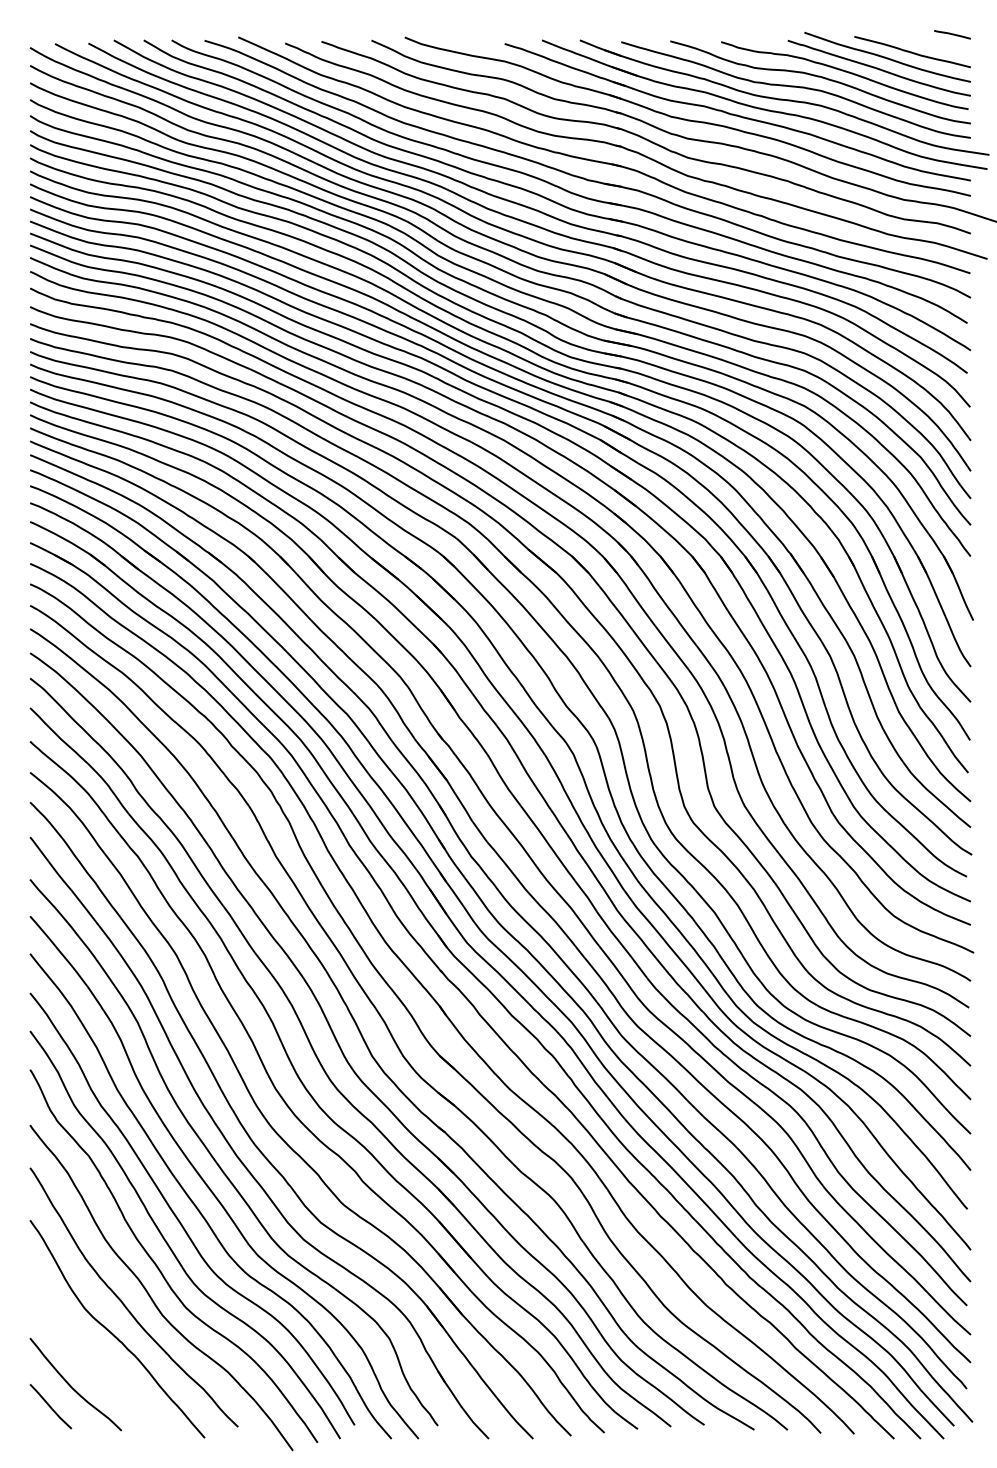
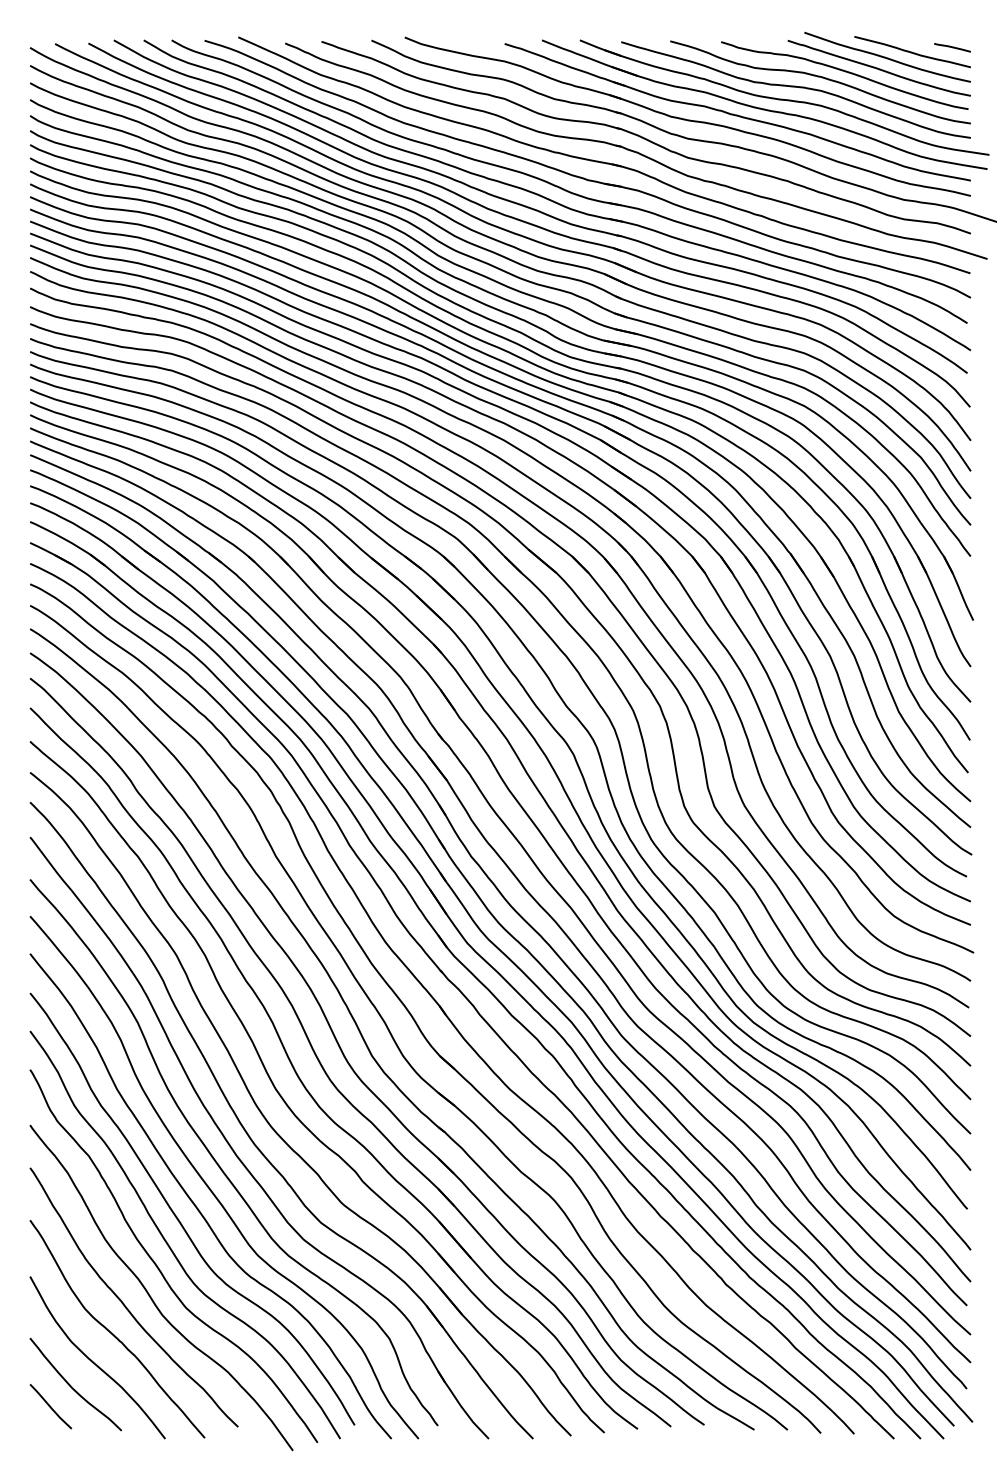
line position: (952, 34) -> (952, 47) (952, 47)
curve: none -> present (93, 1361)
